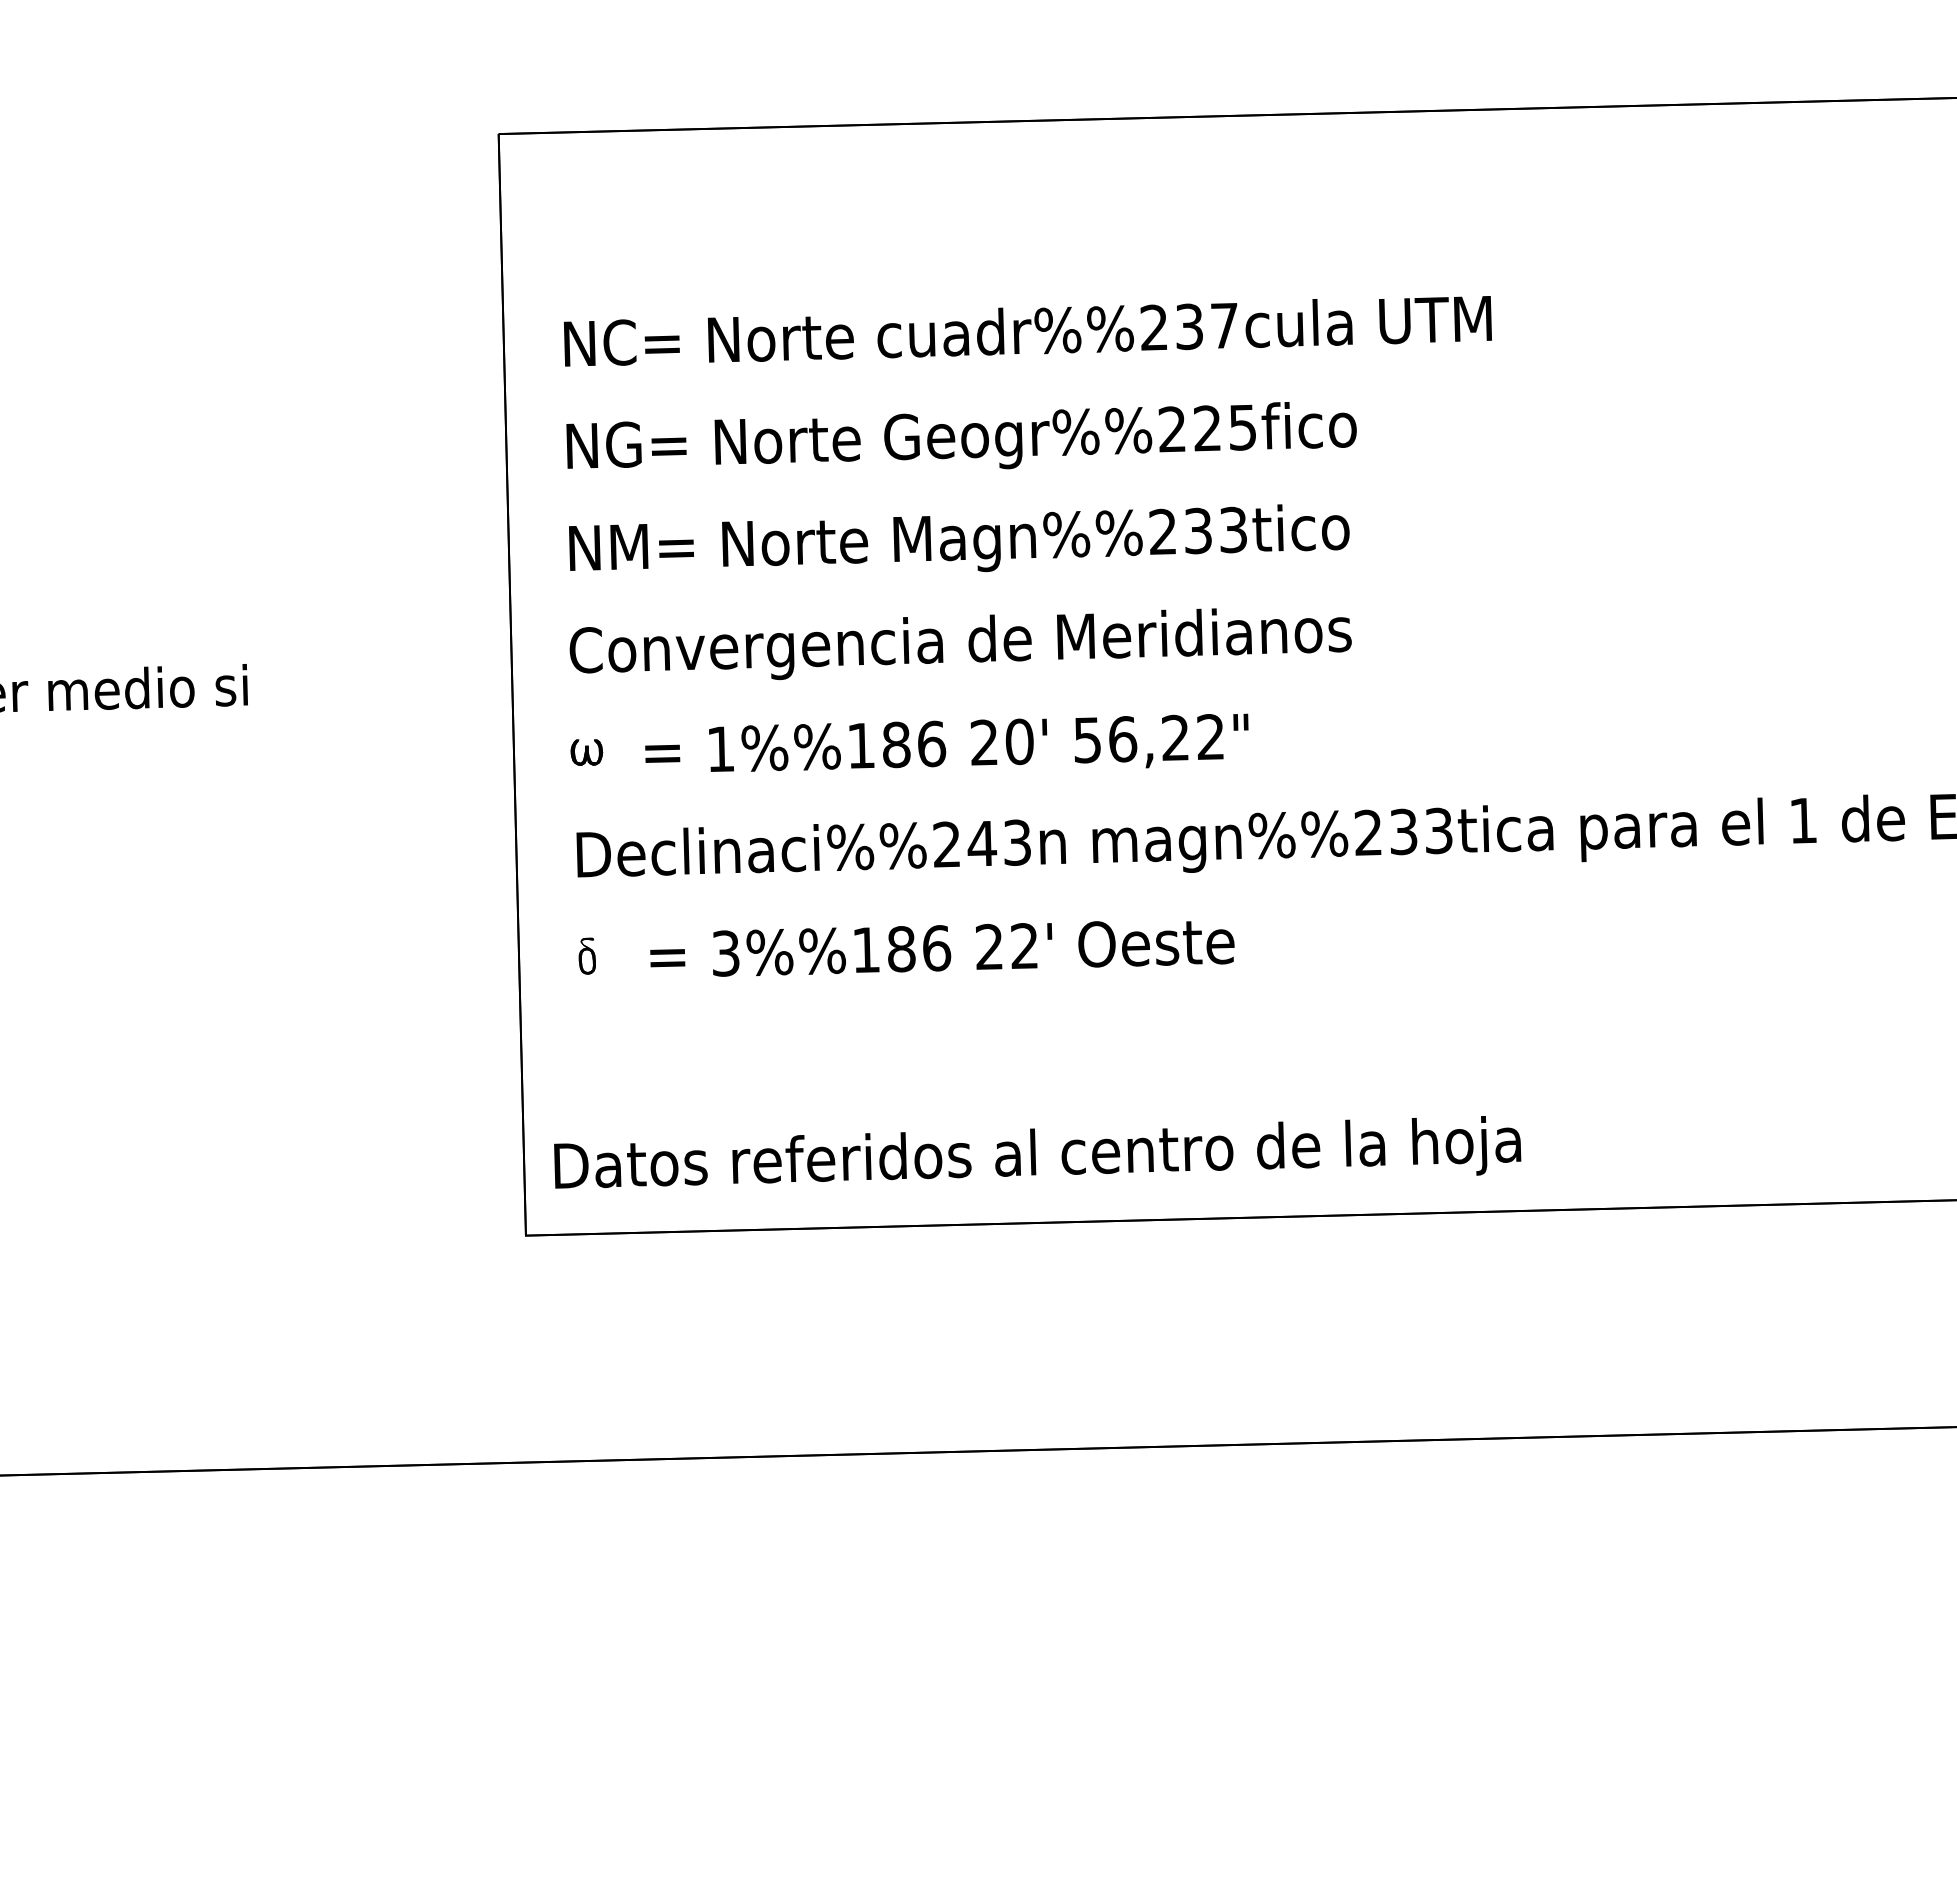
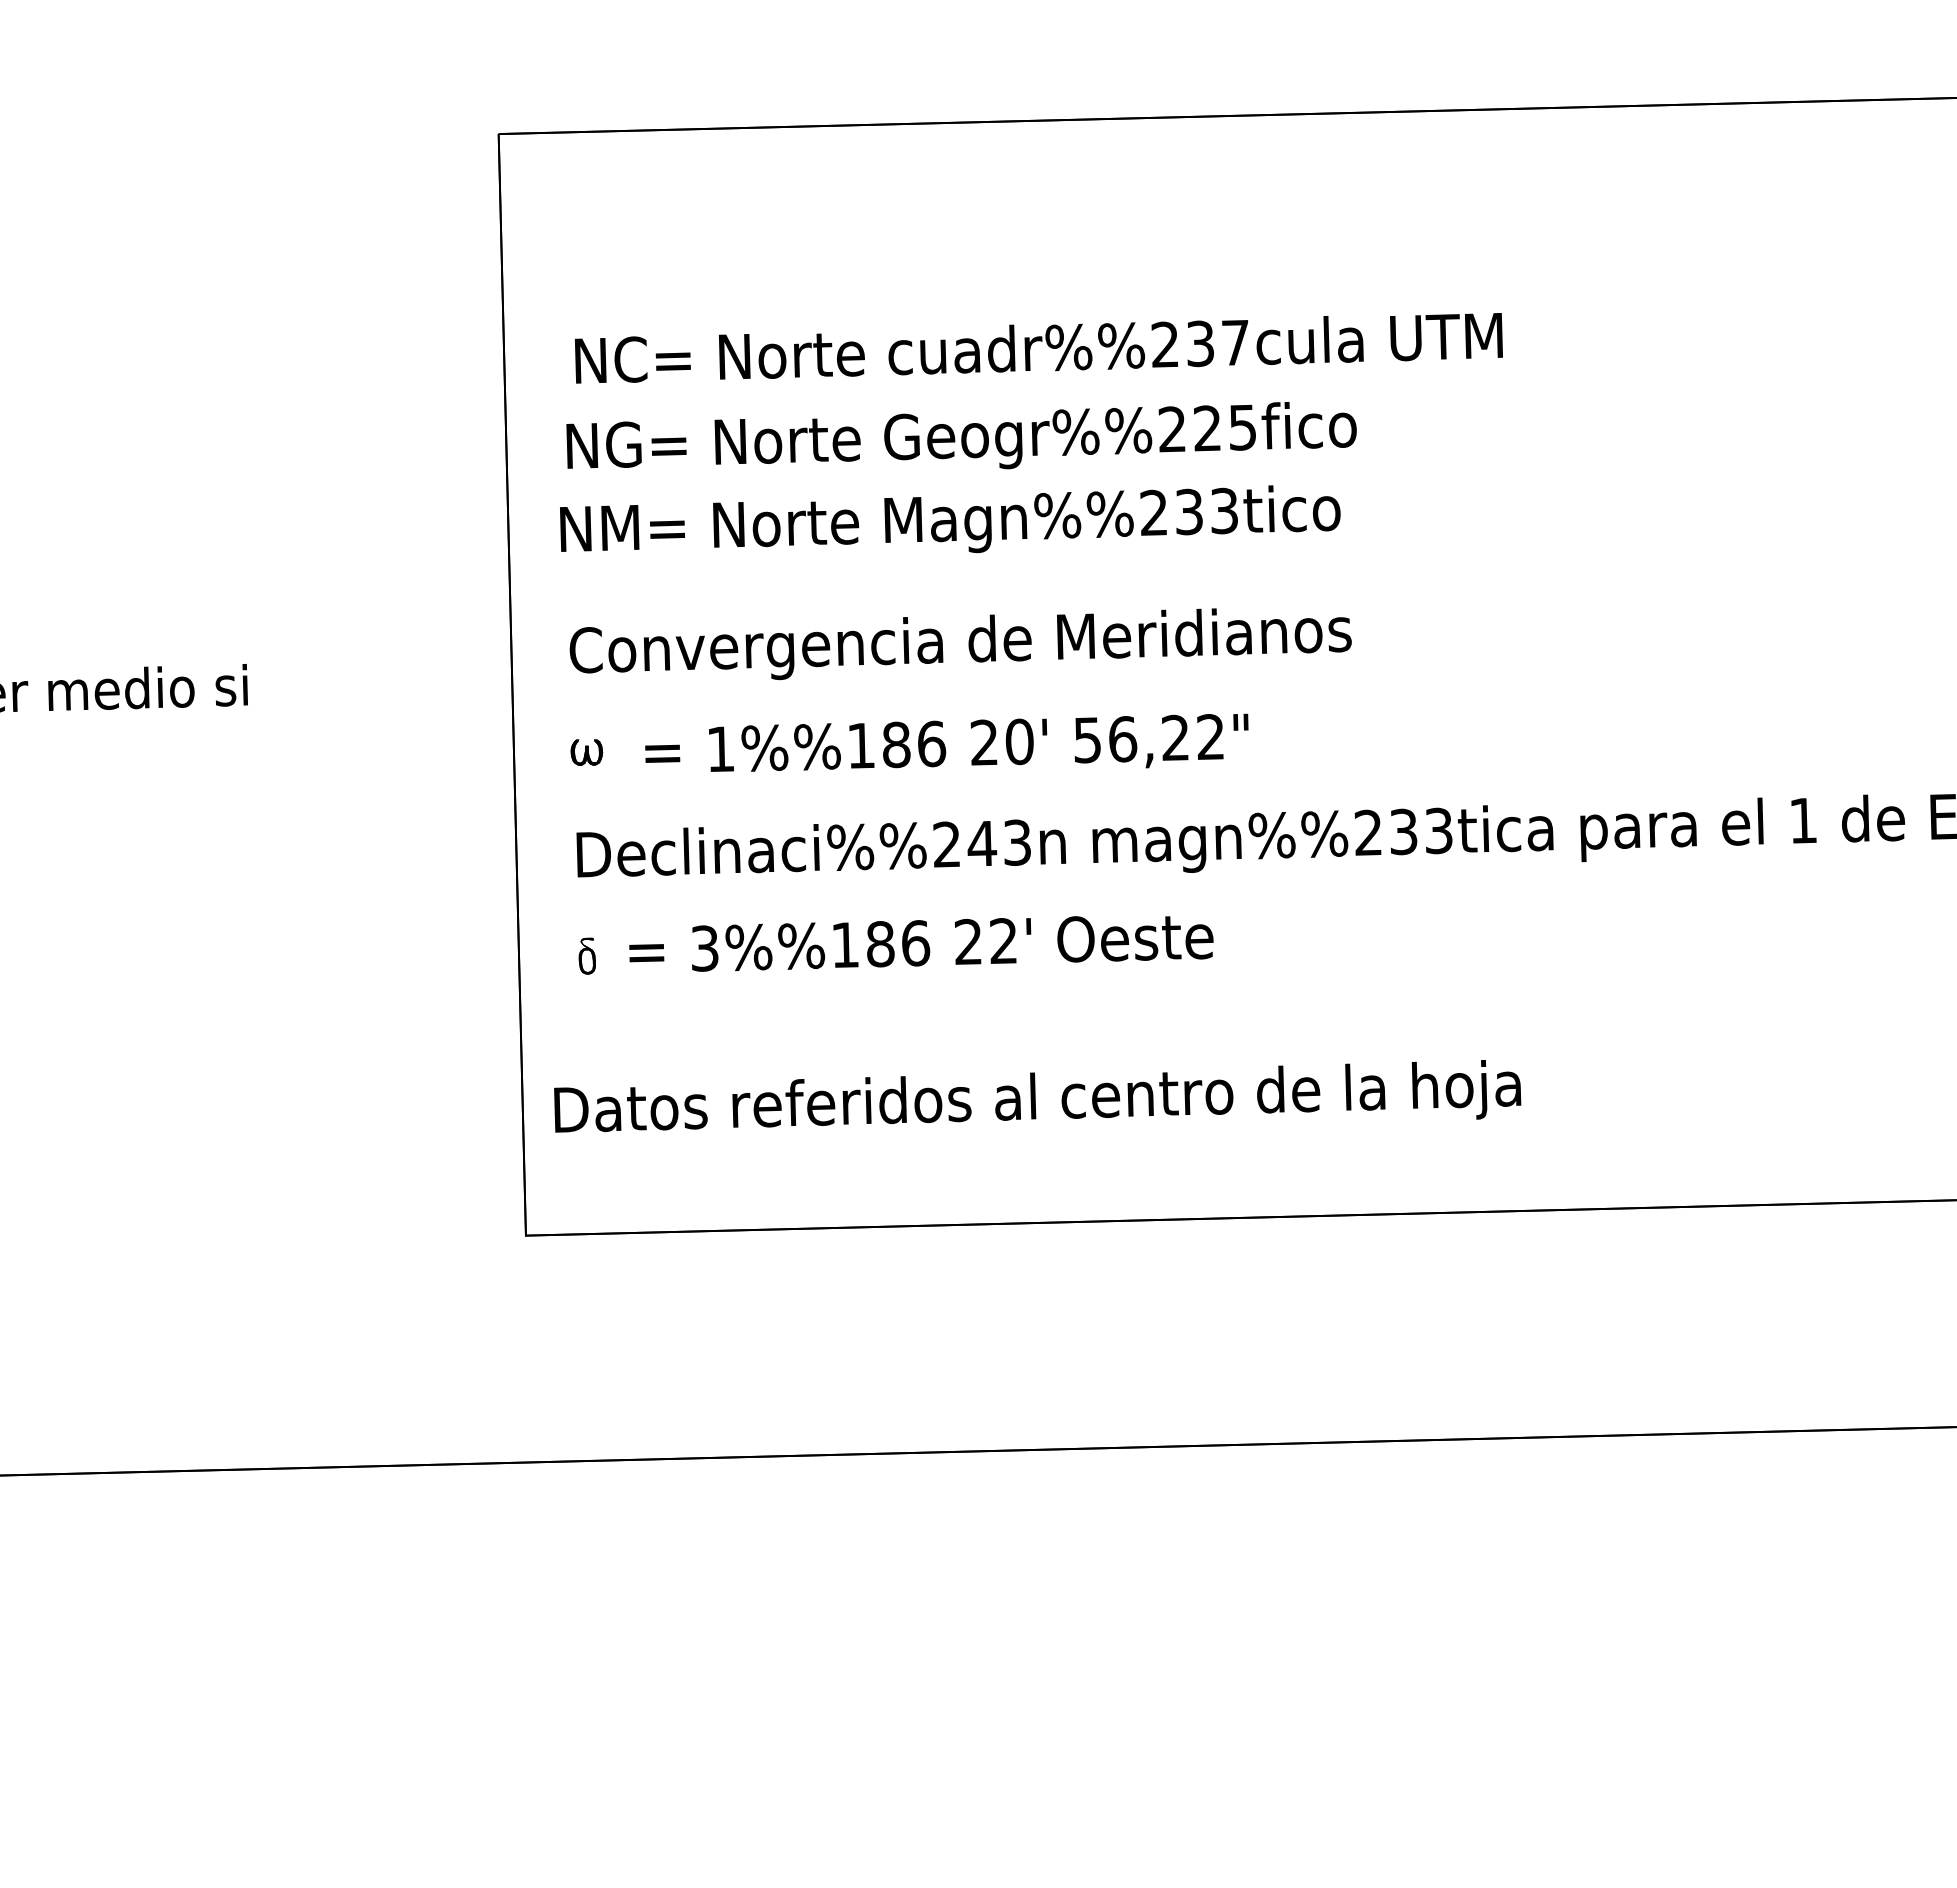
text position: (1027, 331) -> (1038, 348) (1038, 348)
text position: (959, 538) -> (950, 519) (950, 519)
text position: (942, 948) -> (921, 943) (921, 943)
text position: (1037, 1152) -> (1037, 1096) (1037, 1096)
